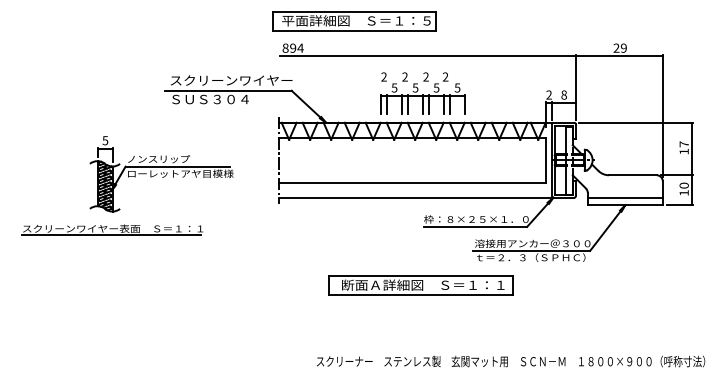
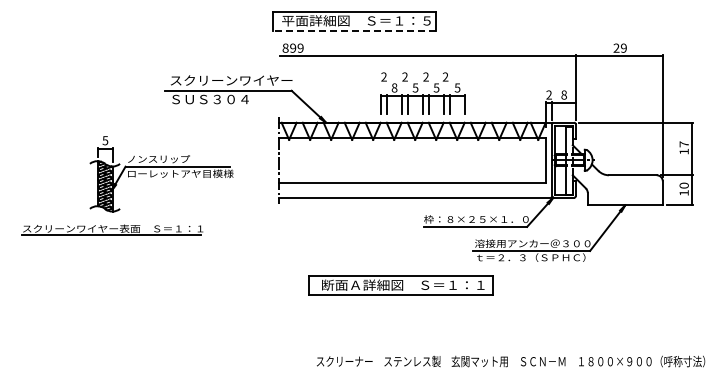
line: solid -> dashed (354, 31)
text: 894 -> 899 (300, 47)
text: 5 -> 8 (394, 87)
line: present -> none (624, 198)
part position: (420, 285) -> (400, 285) (400, 285)
